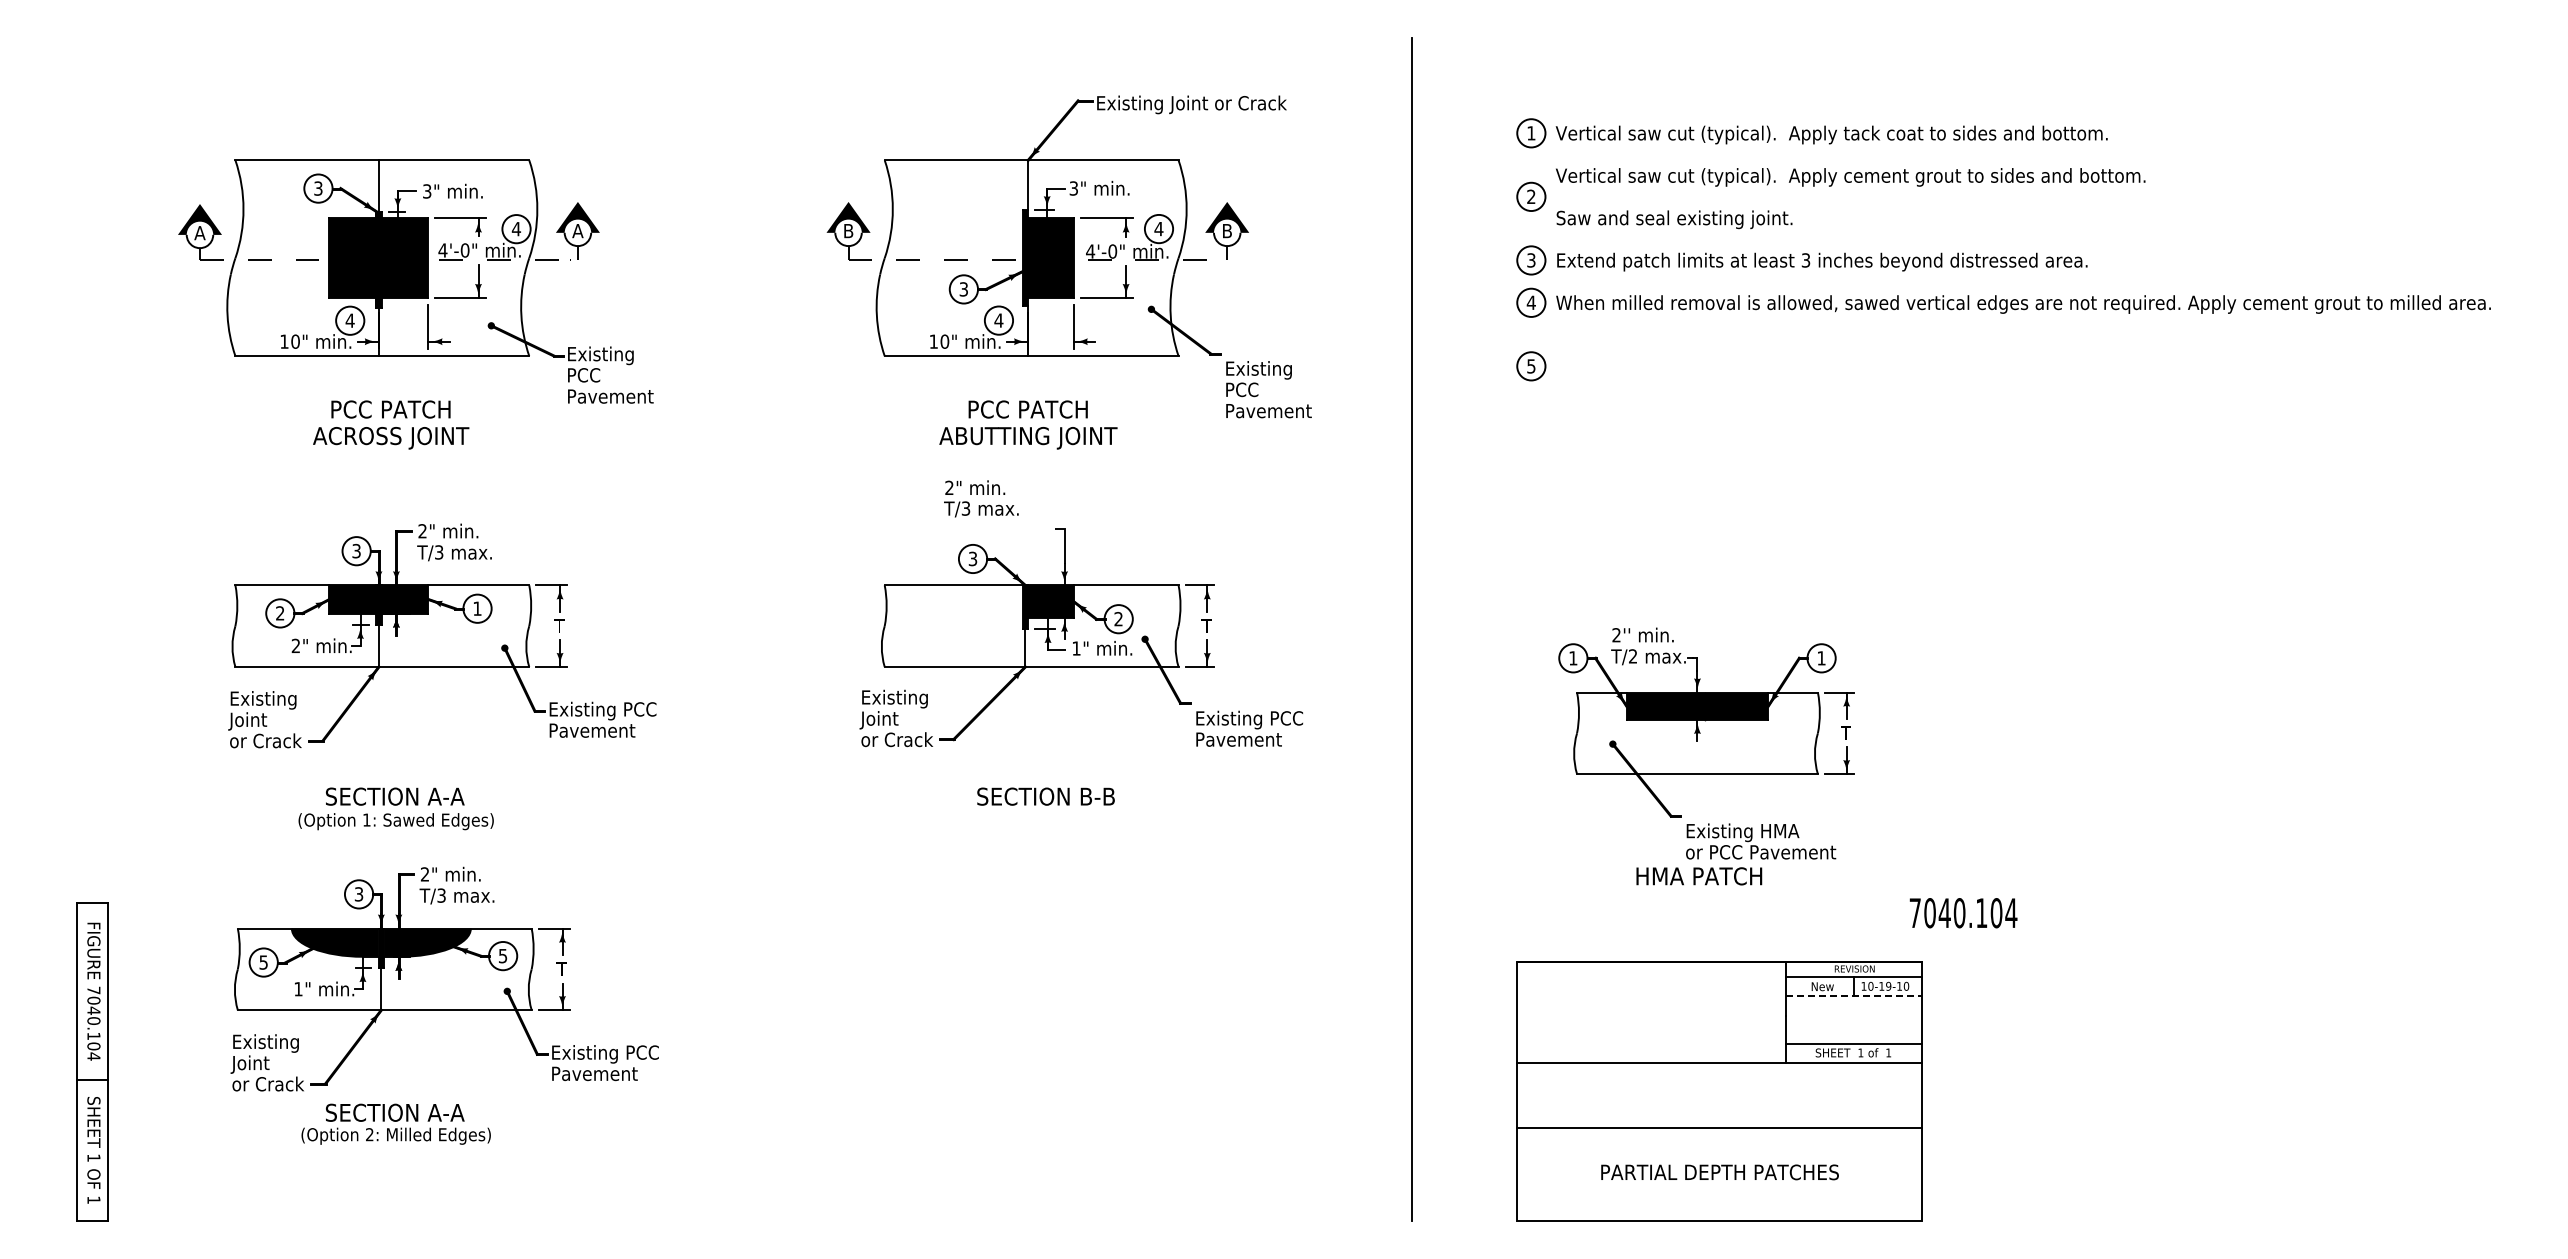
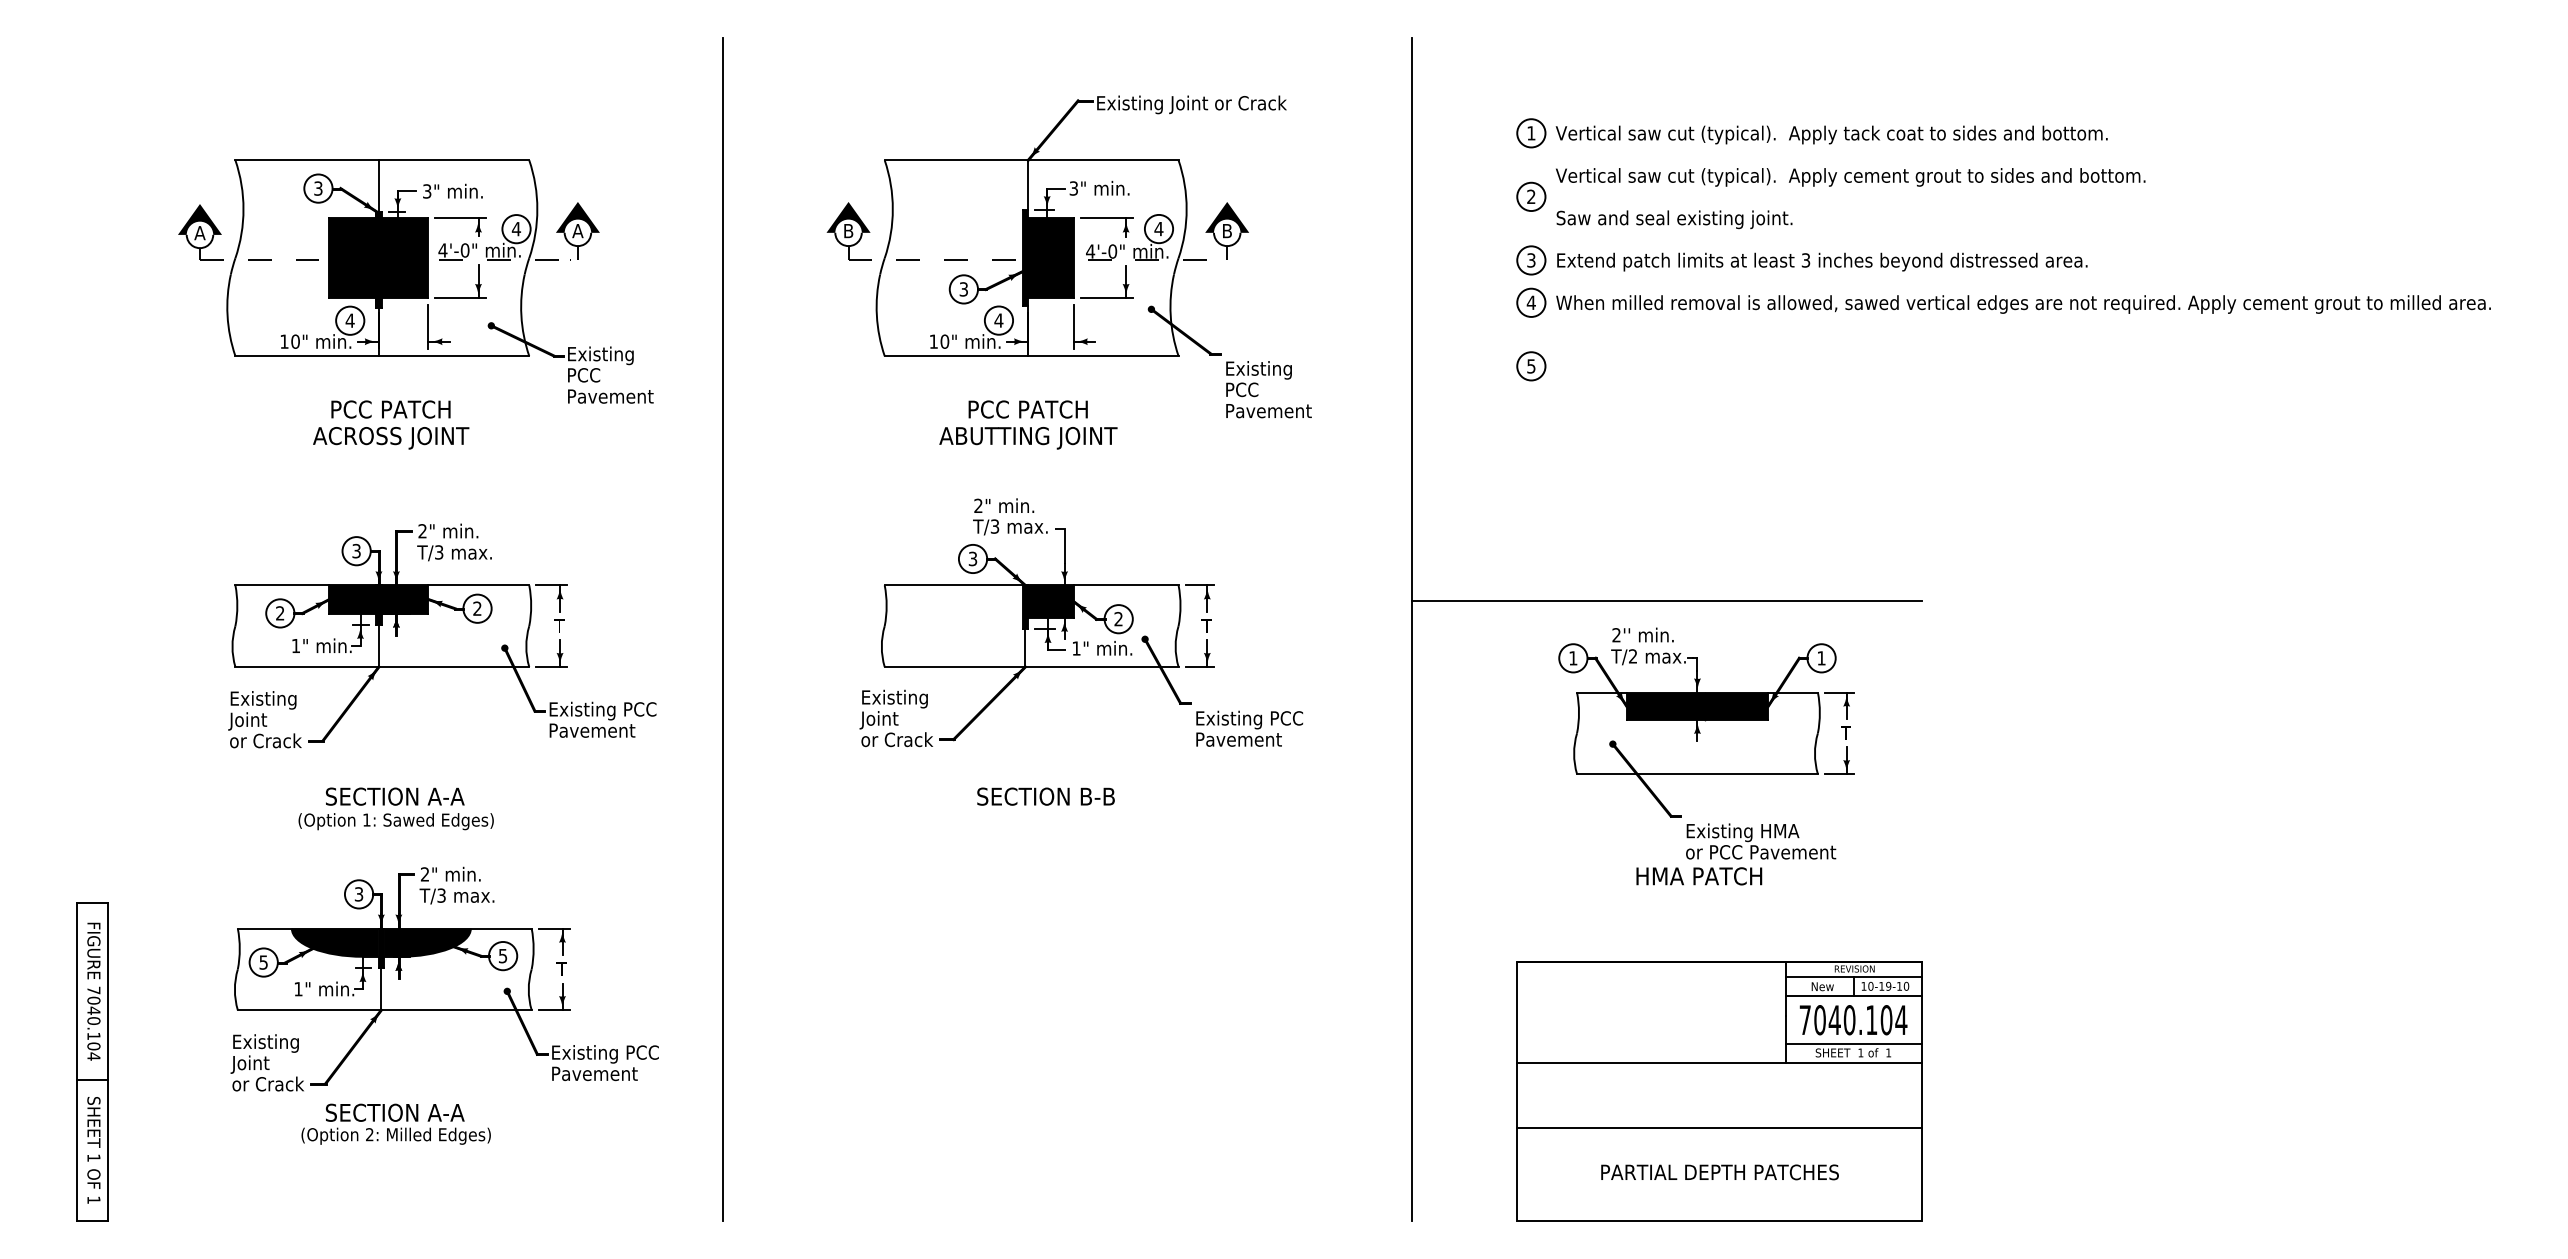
text position: (981, 498) -> (1010, 516) (1010, 516)
line: none -> present (1667, 601)
text: 1 -> 2 (477, 608)
line: none -> present (723, 629)
text: 2" -> 1" (295, 645)
text position: (1963, 913) -> (1853, 1020) (1853, 1020)
line: dashed -> solid (1854, 996)
